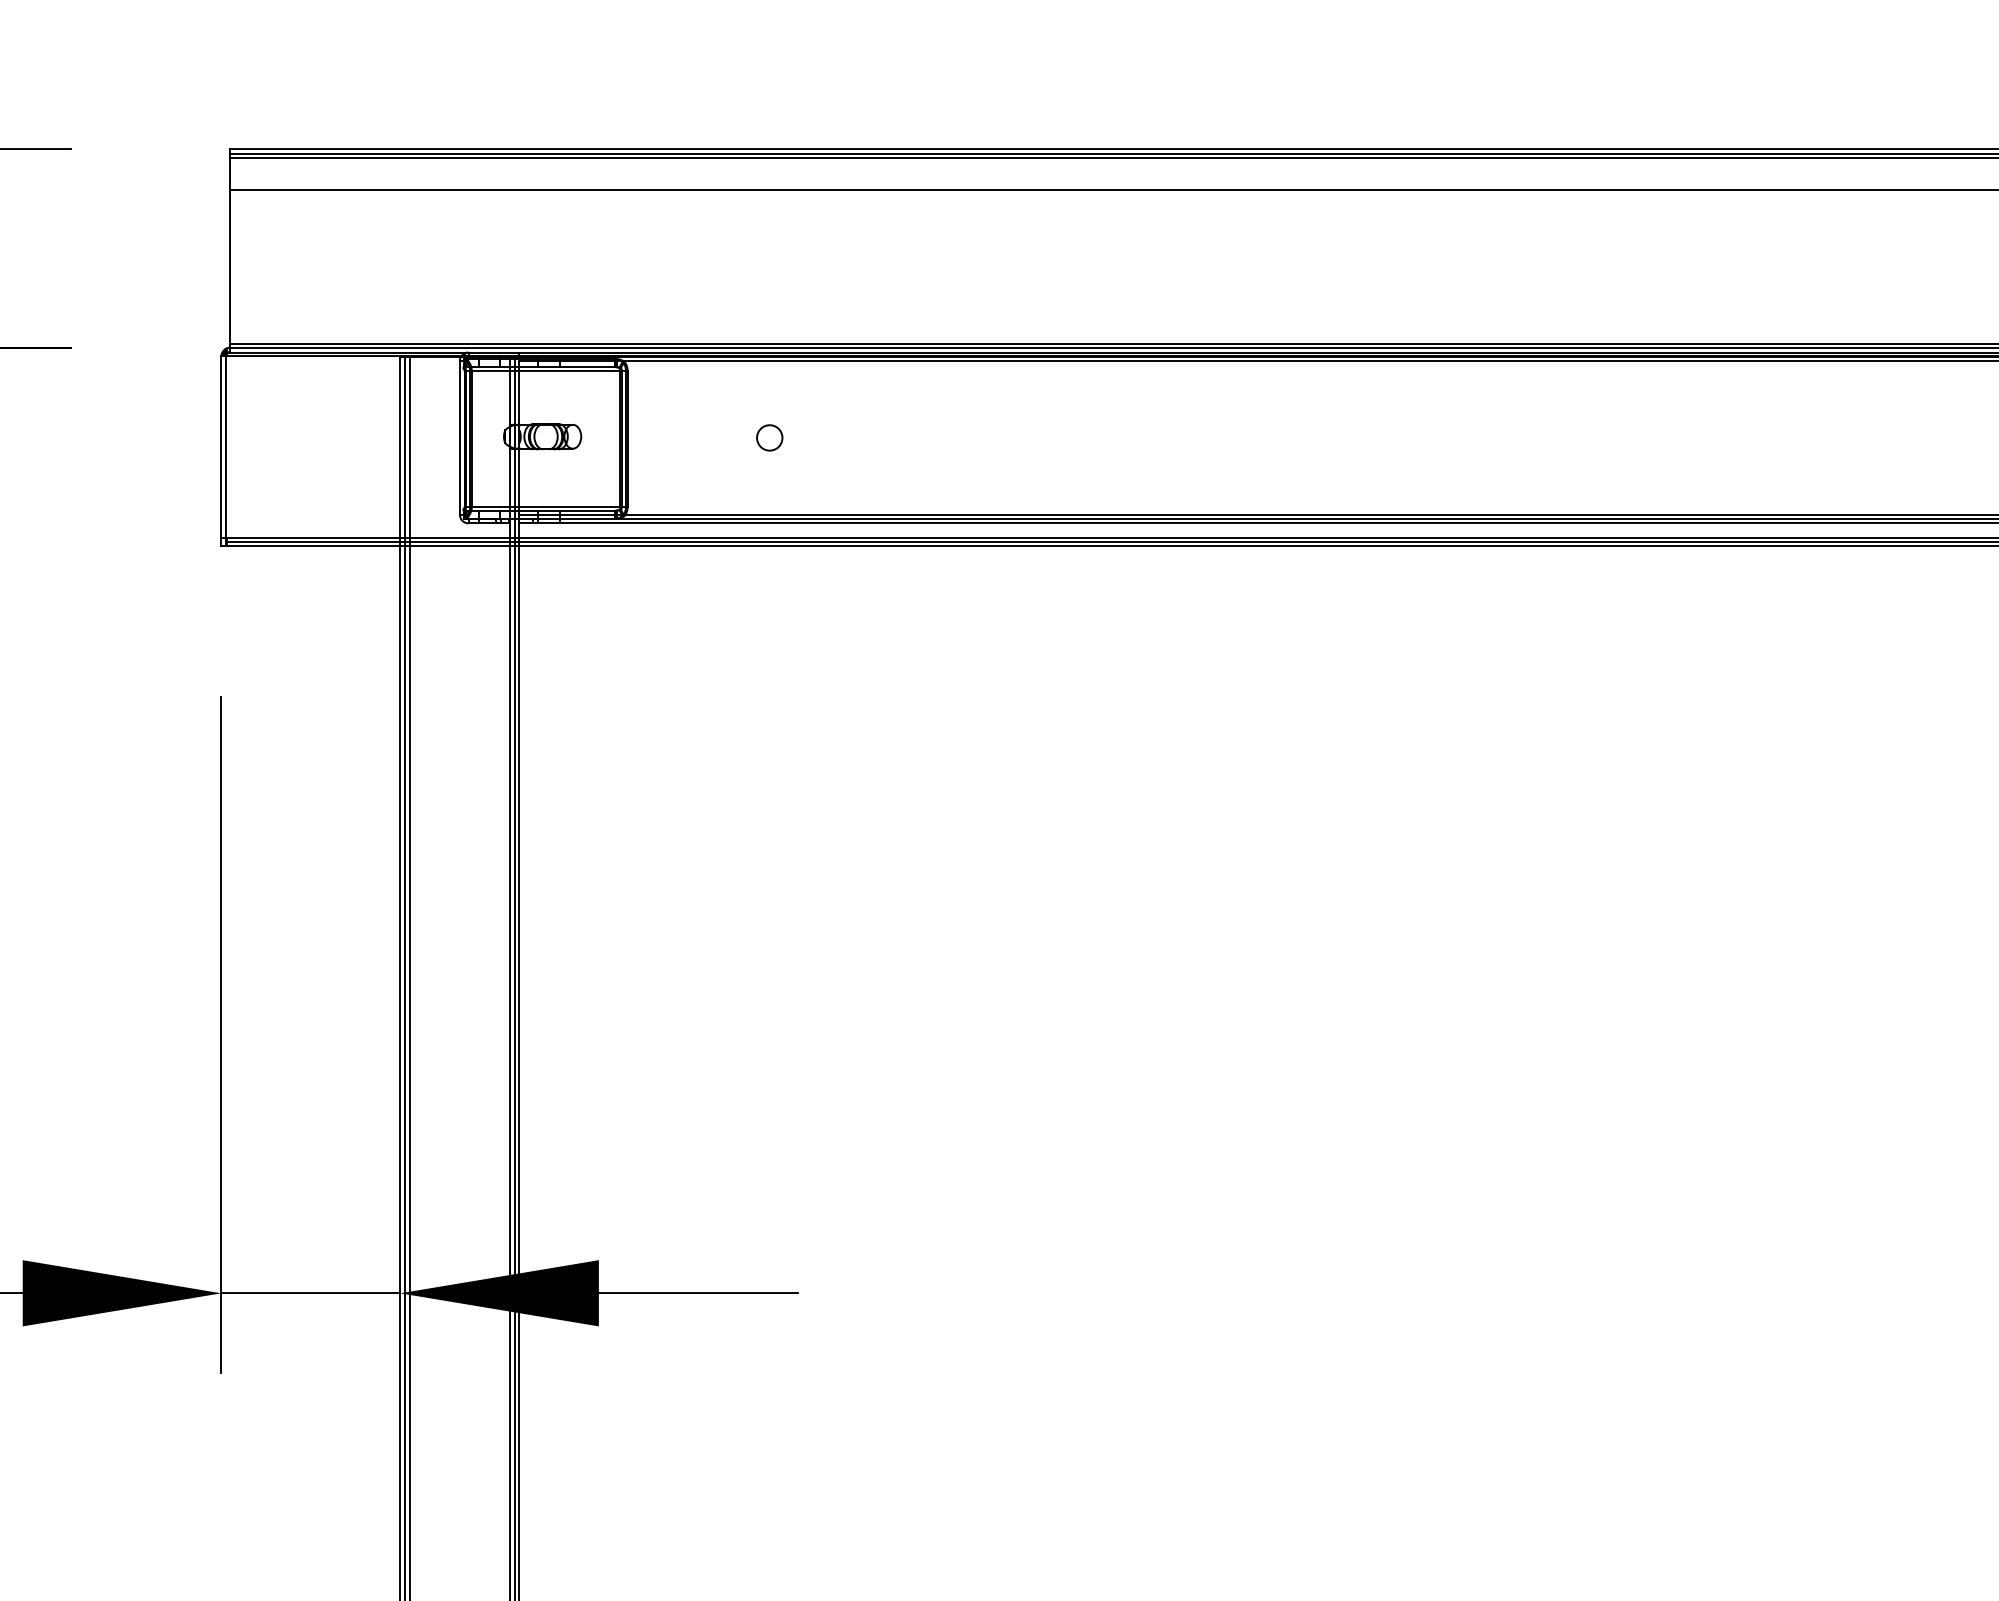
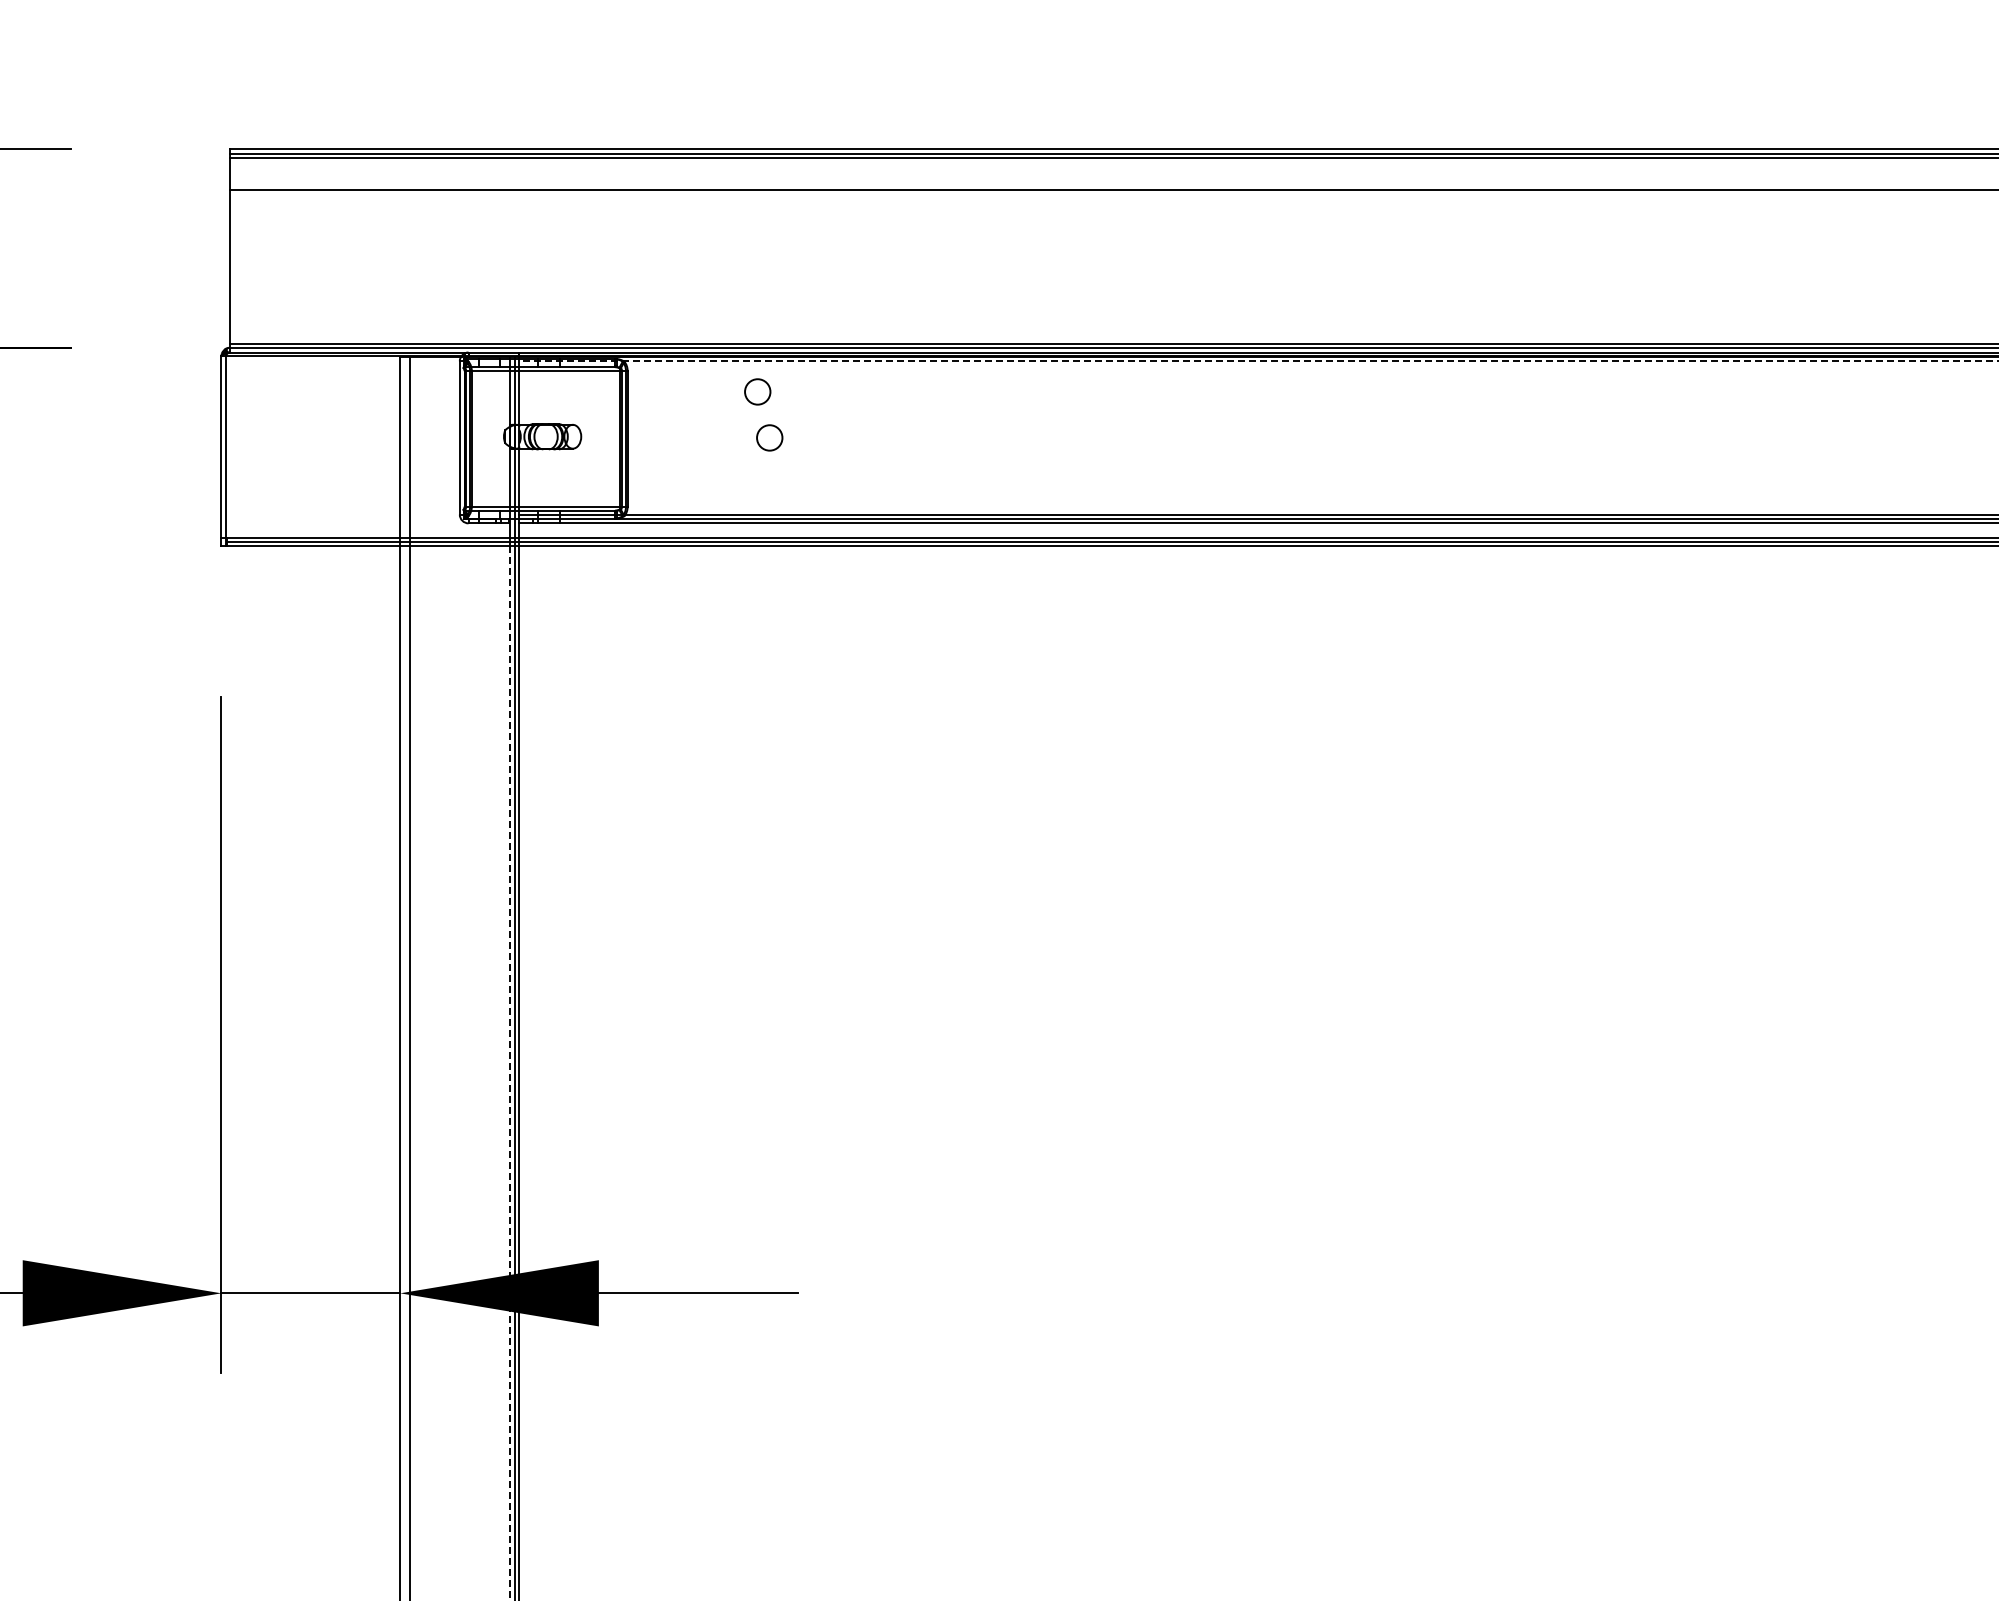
line: solid -> dashed (1258, 361)
circle: none -> present (757, 391)
line: present -> none (404, 977)
line: solid -> dashed (509, 1073)
